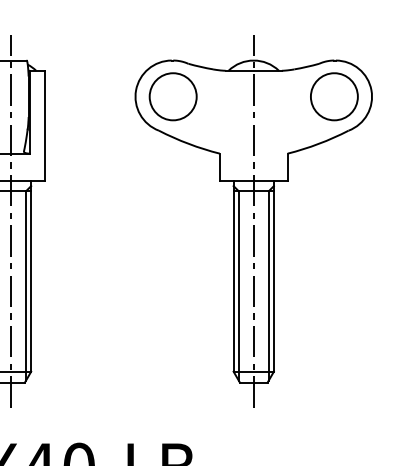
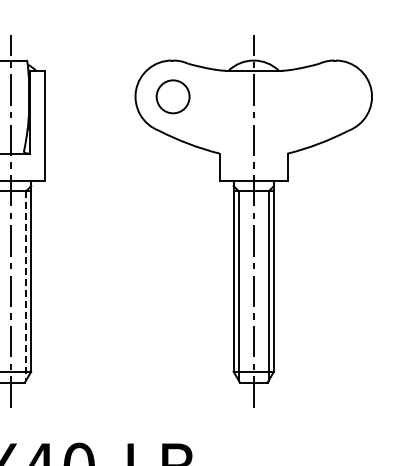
part size: 50x50 px -> 36x36 px (172, 96)
part: present -> none (334, 96)
line: solid -> dashed (25, 286)
